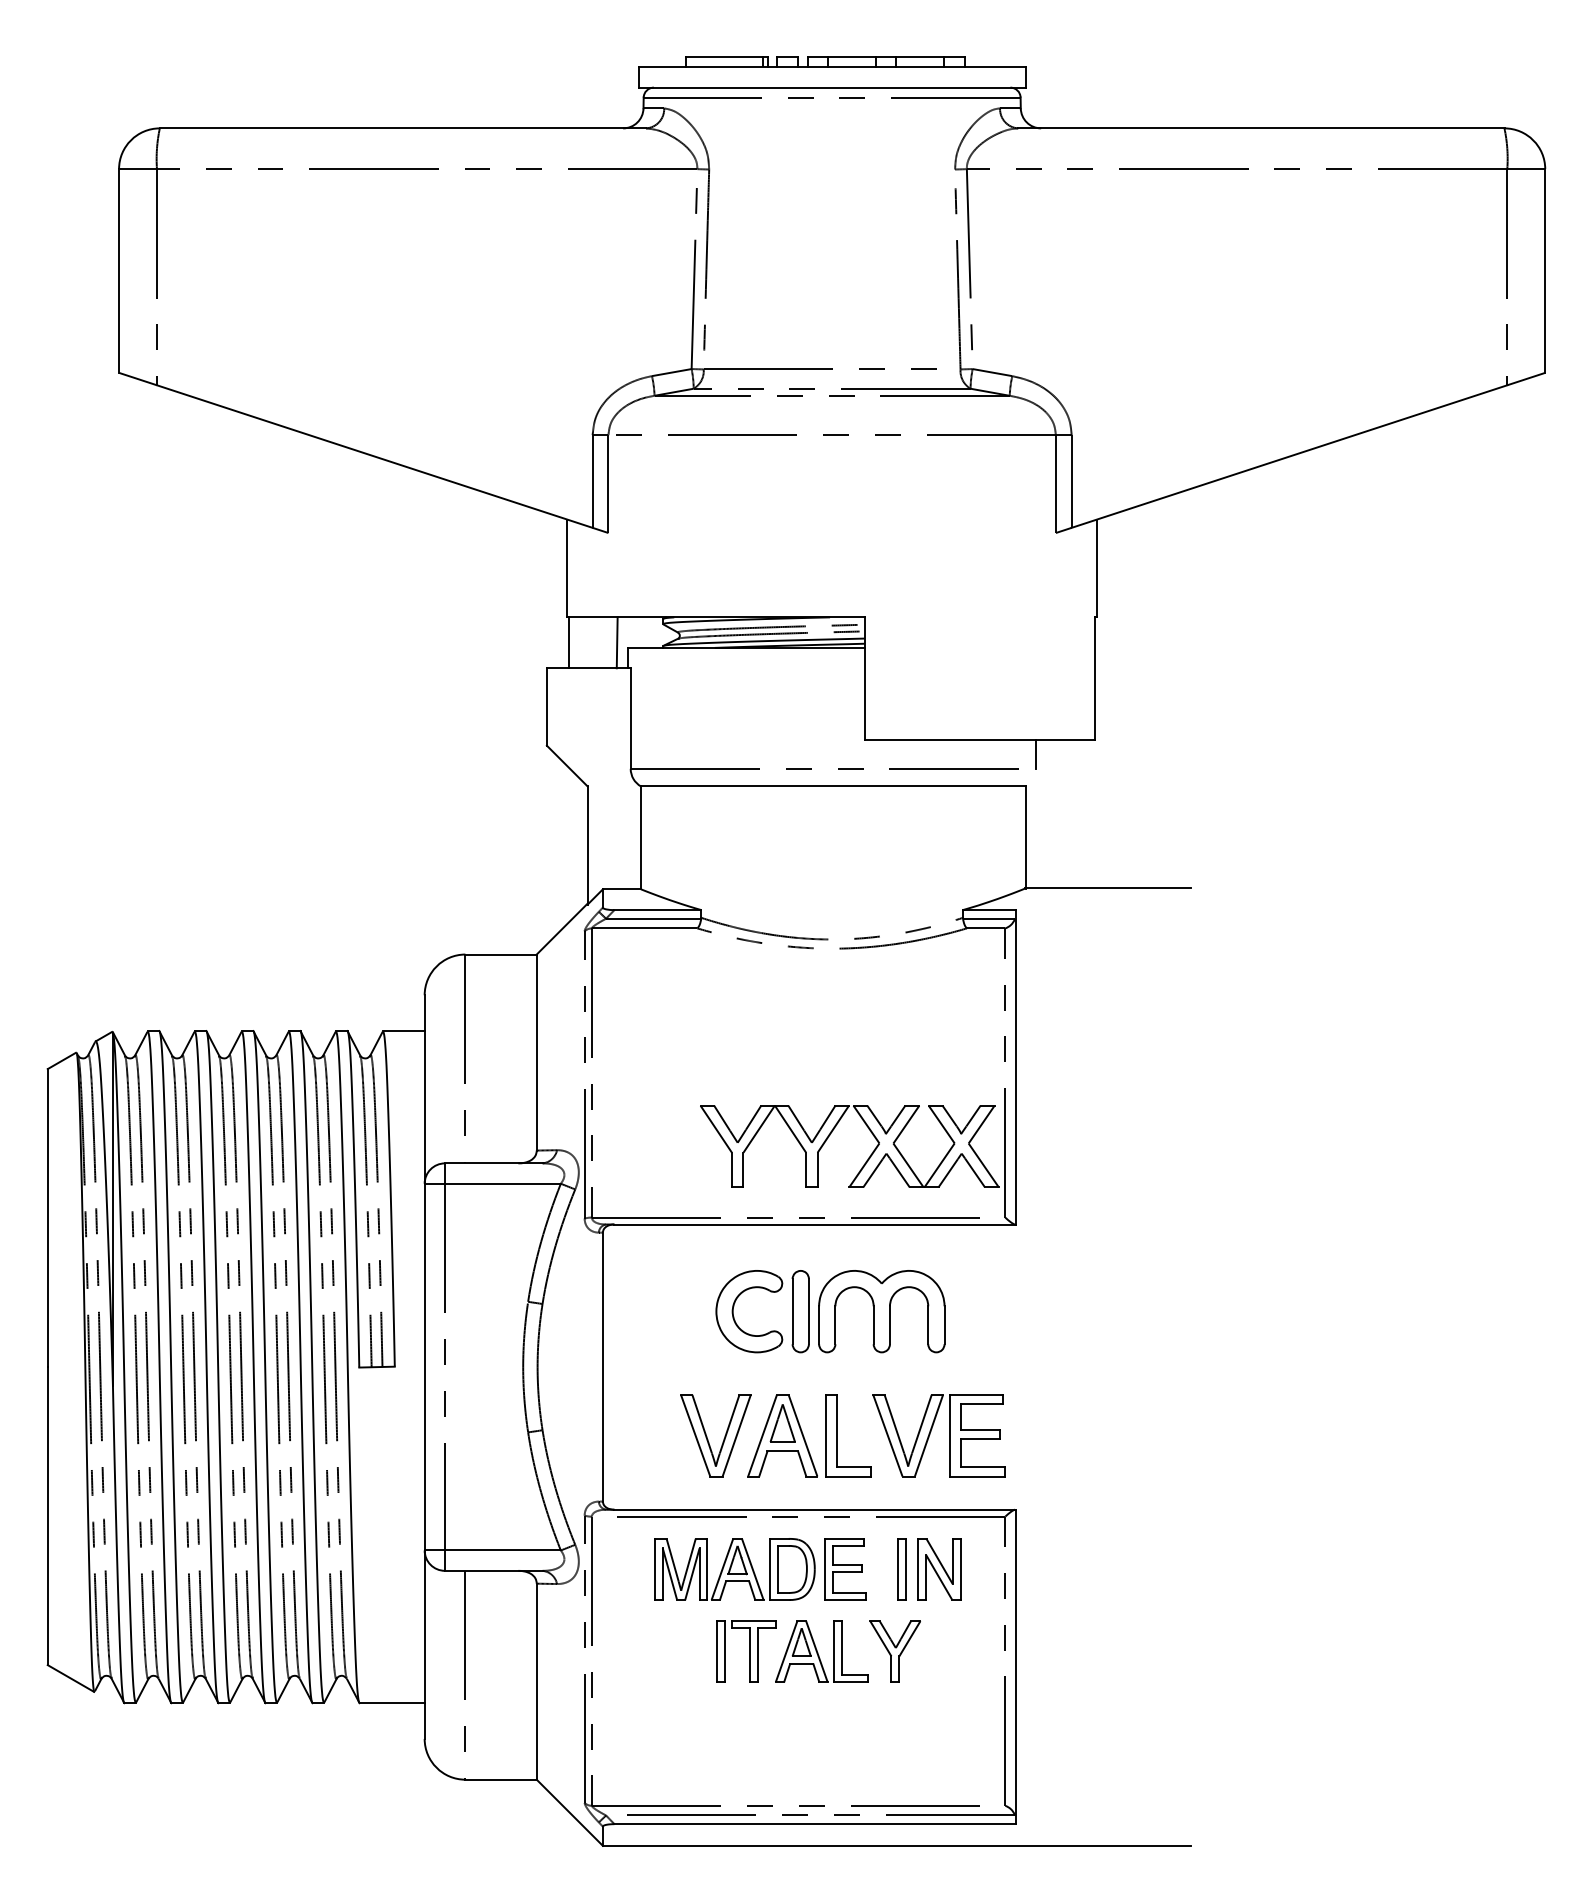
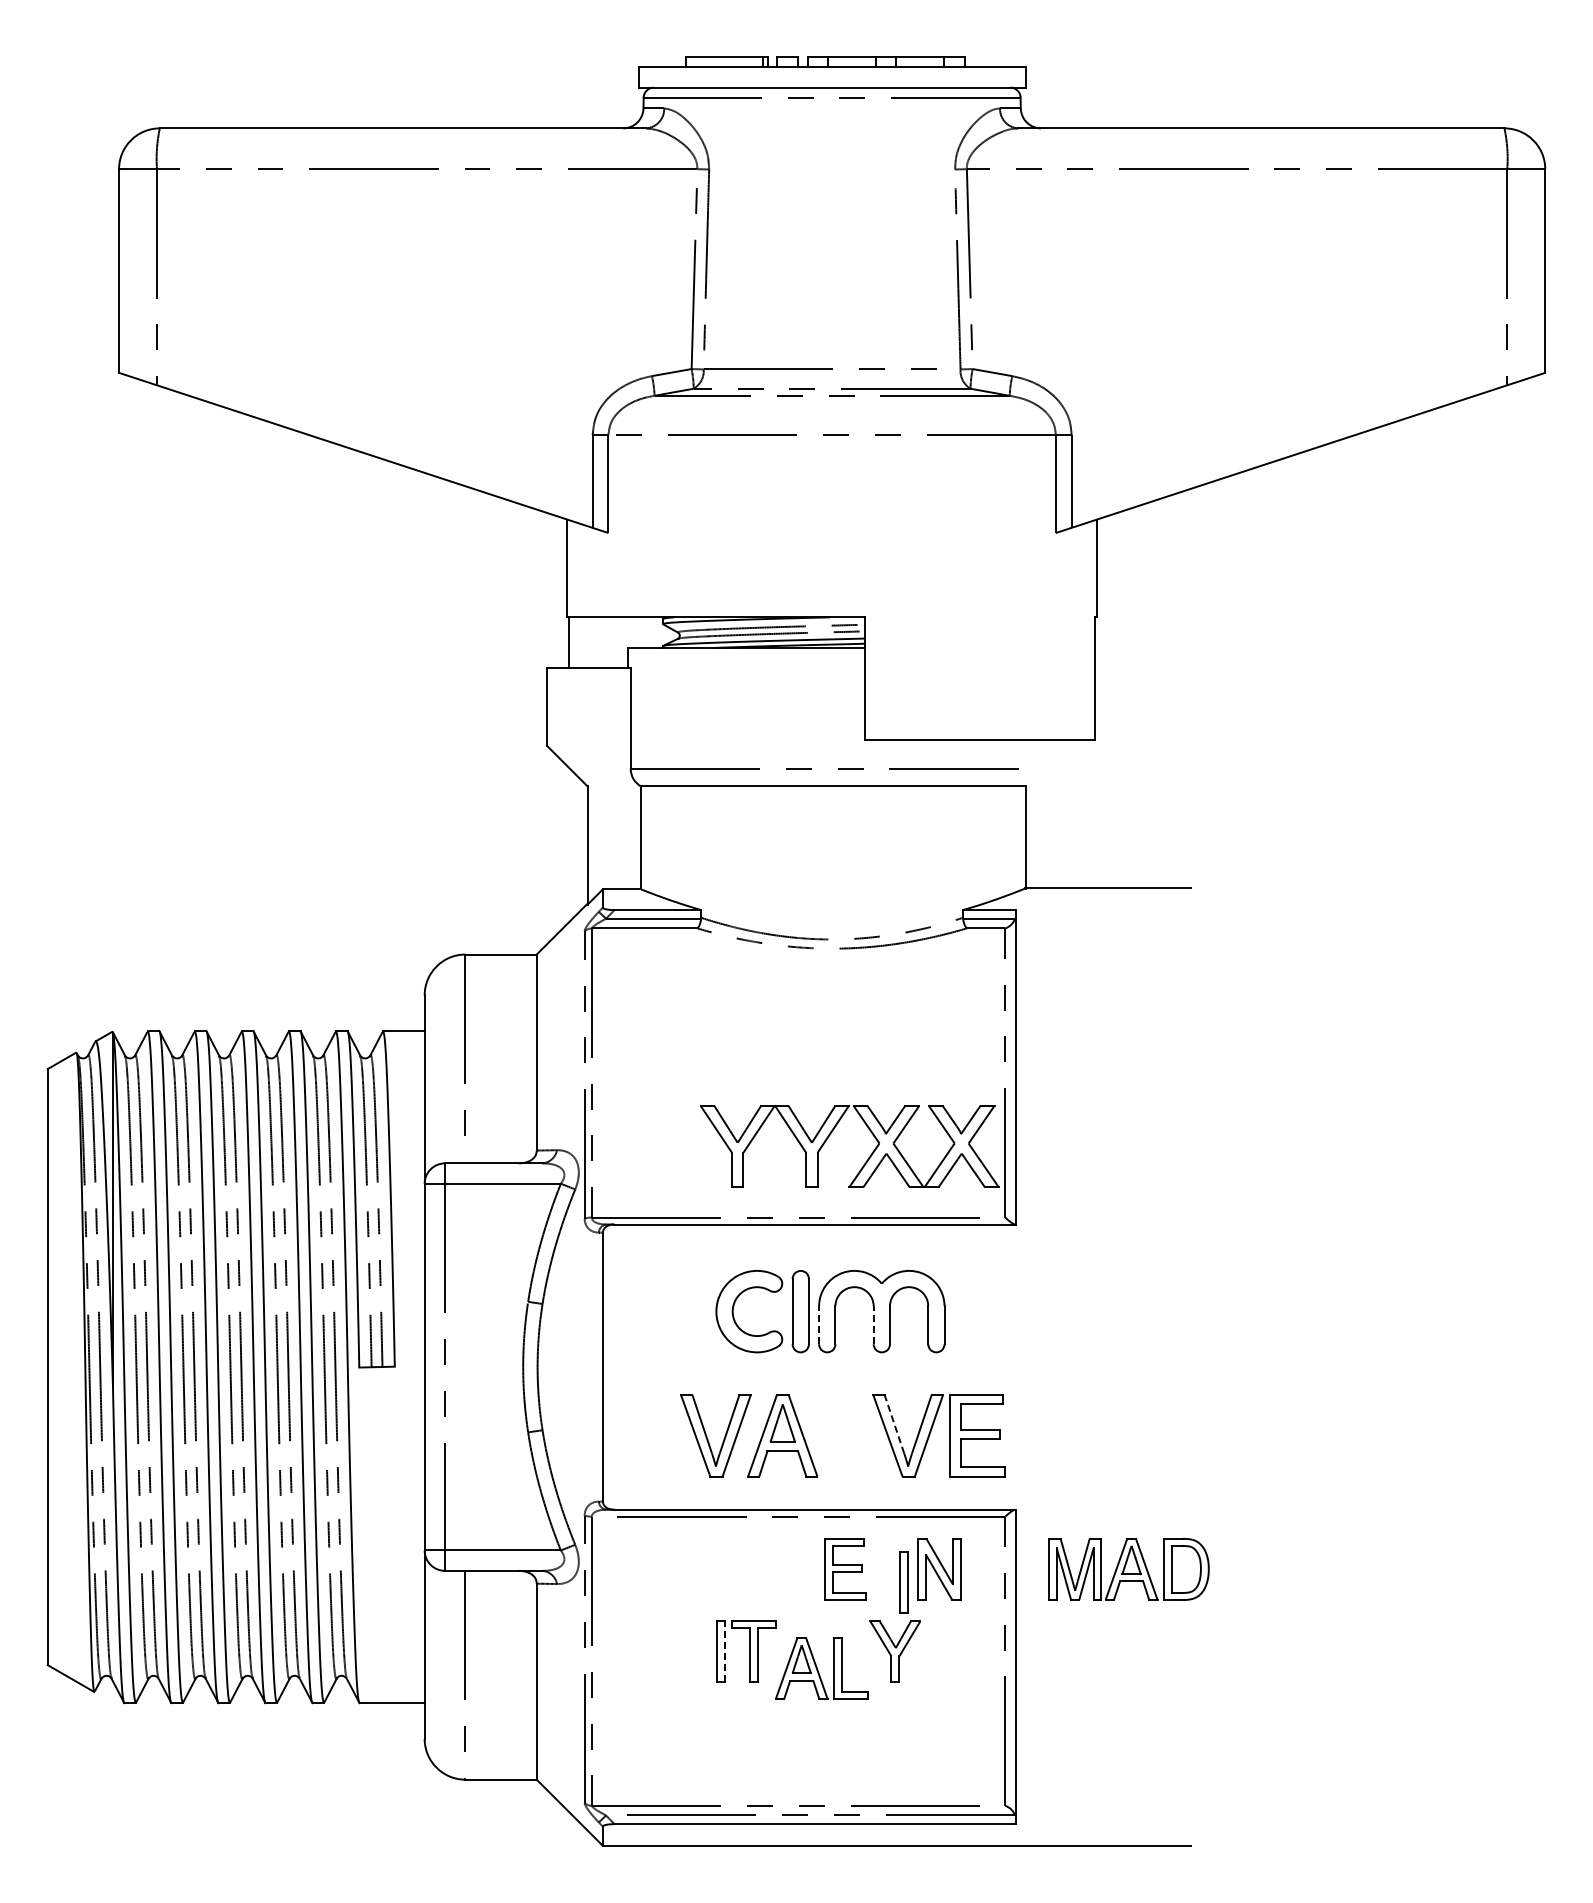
line: present -> none (616, 642)
line: present -> none (1035, 753)
line: solid -> dashed (819, 1325)
line: solid -> dashed (873, 1325)
line: solid -> dashed (894, 1423)
part: present -> none (837, 1435)
part position: (734, 1569) -> (1128, 1569) (1128, 1569)
part position: (901, 1569) -> (903, 1582) (903, 1582)
line: solid -> dashed (724, 1651)
part position: (821, 1651) -> (821, 1668) (821, 1668)
